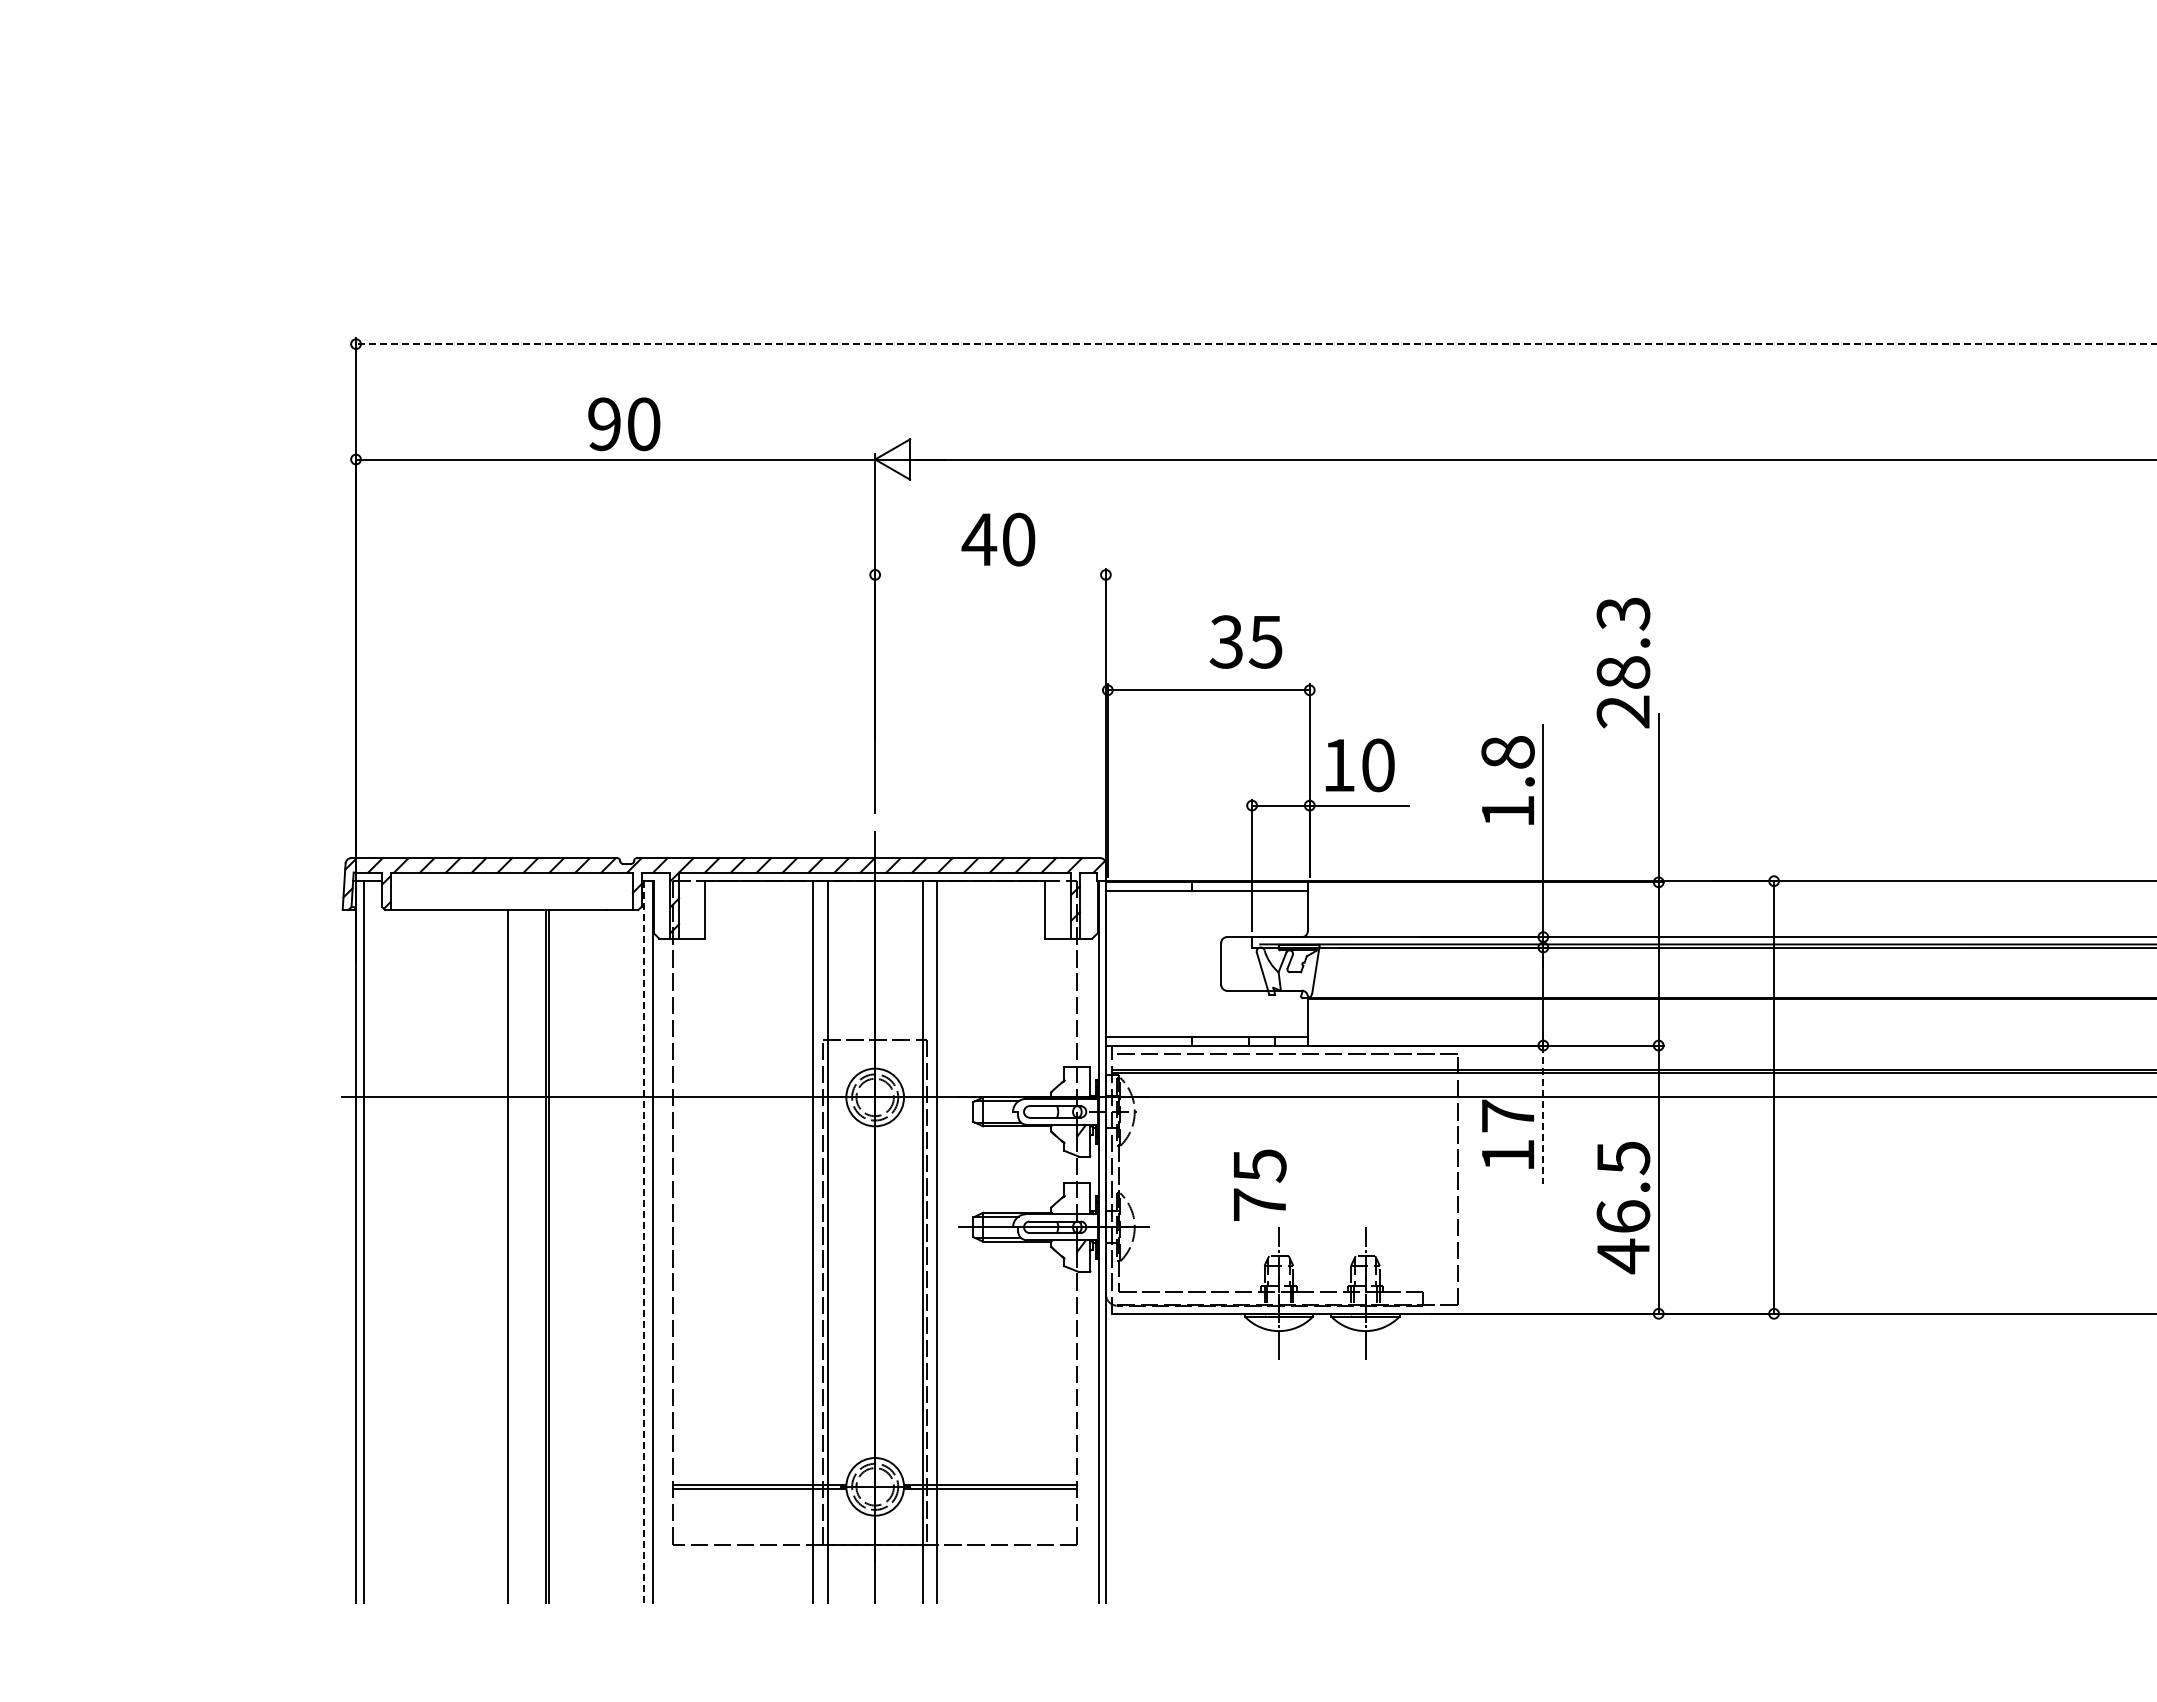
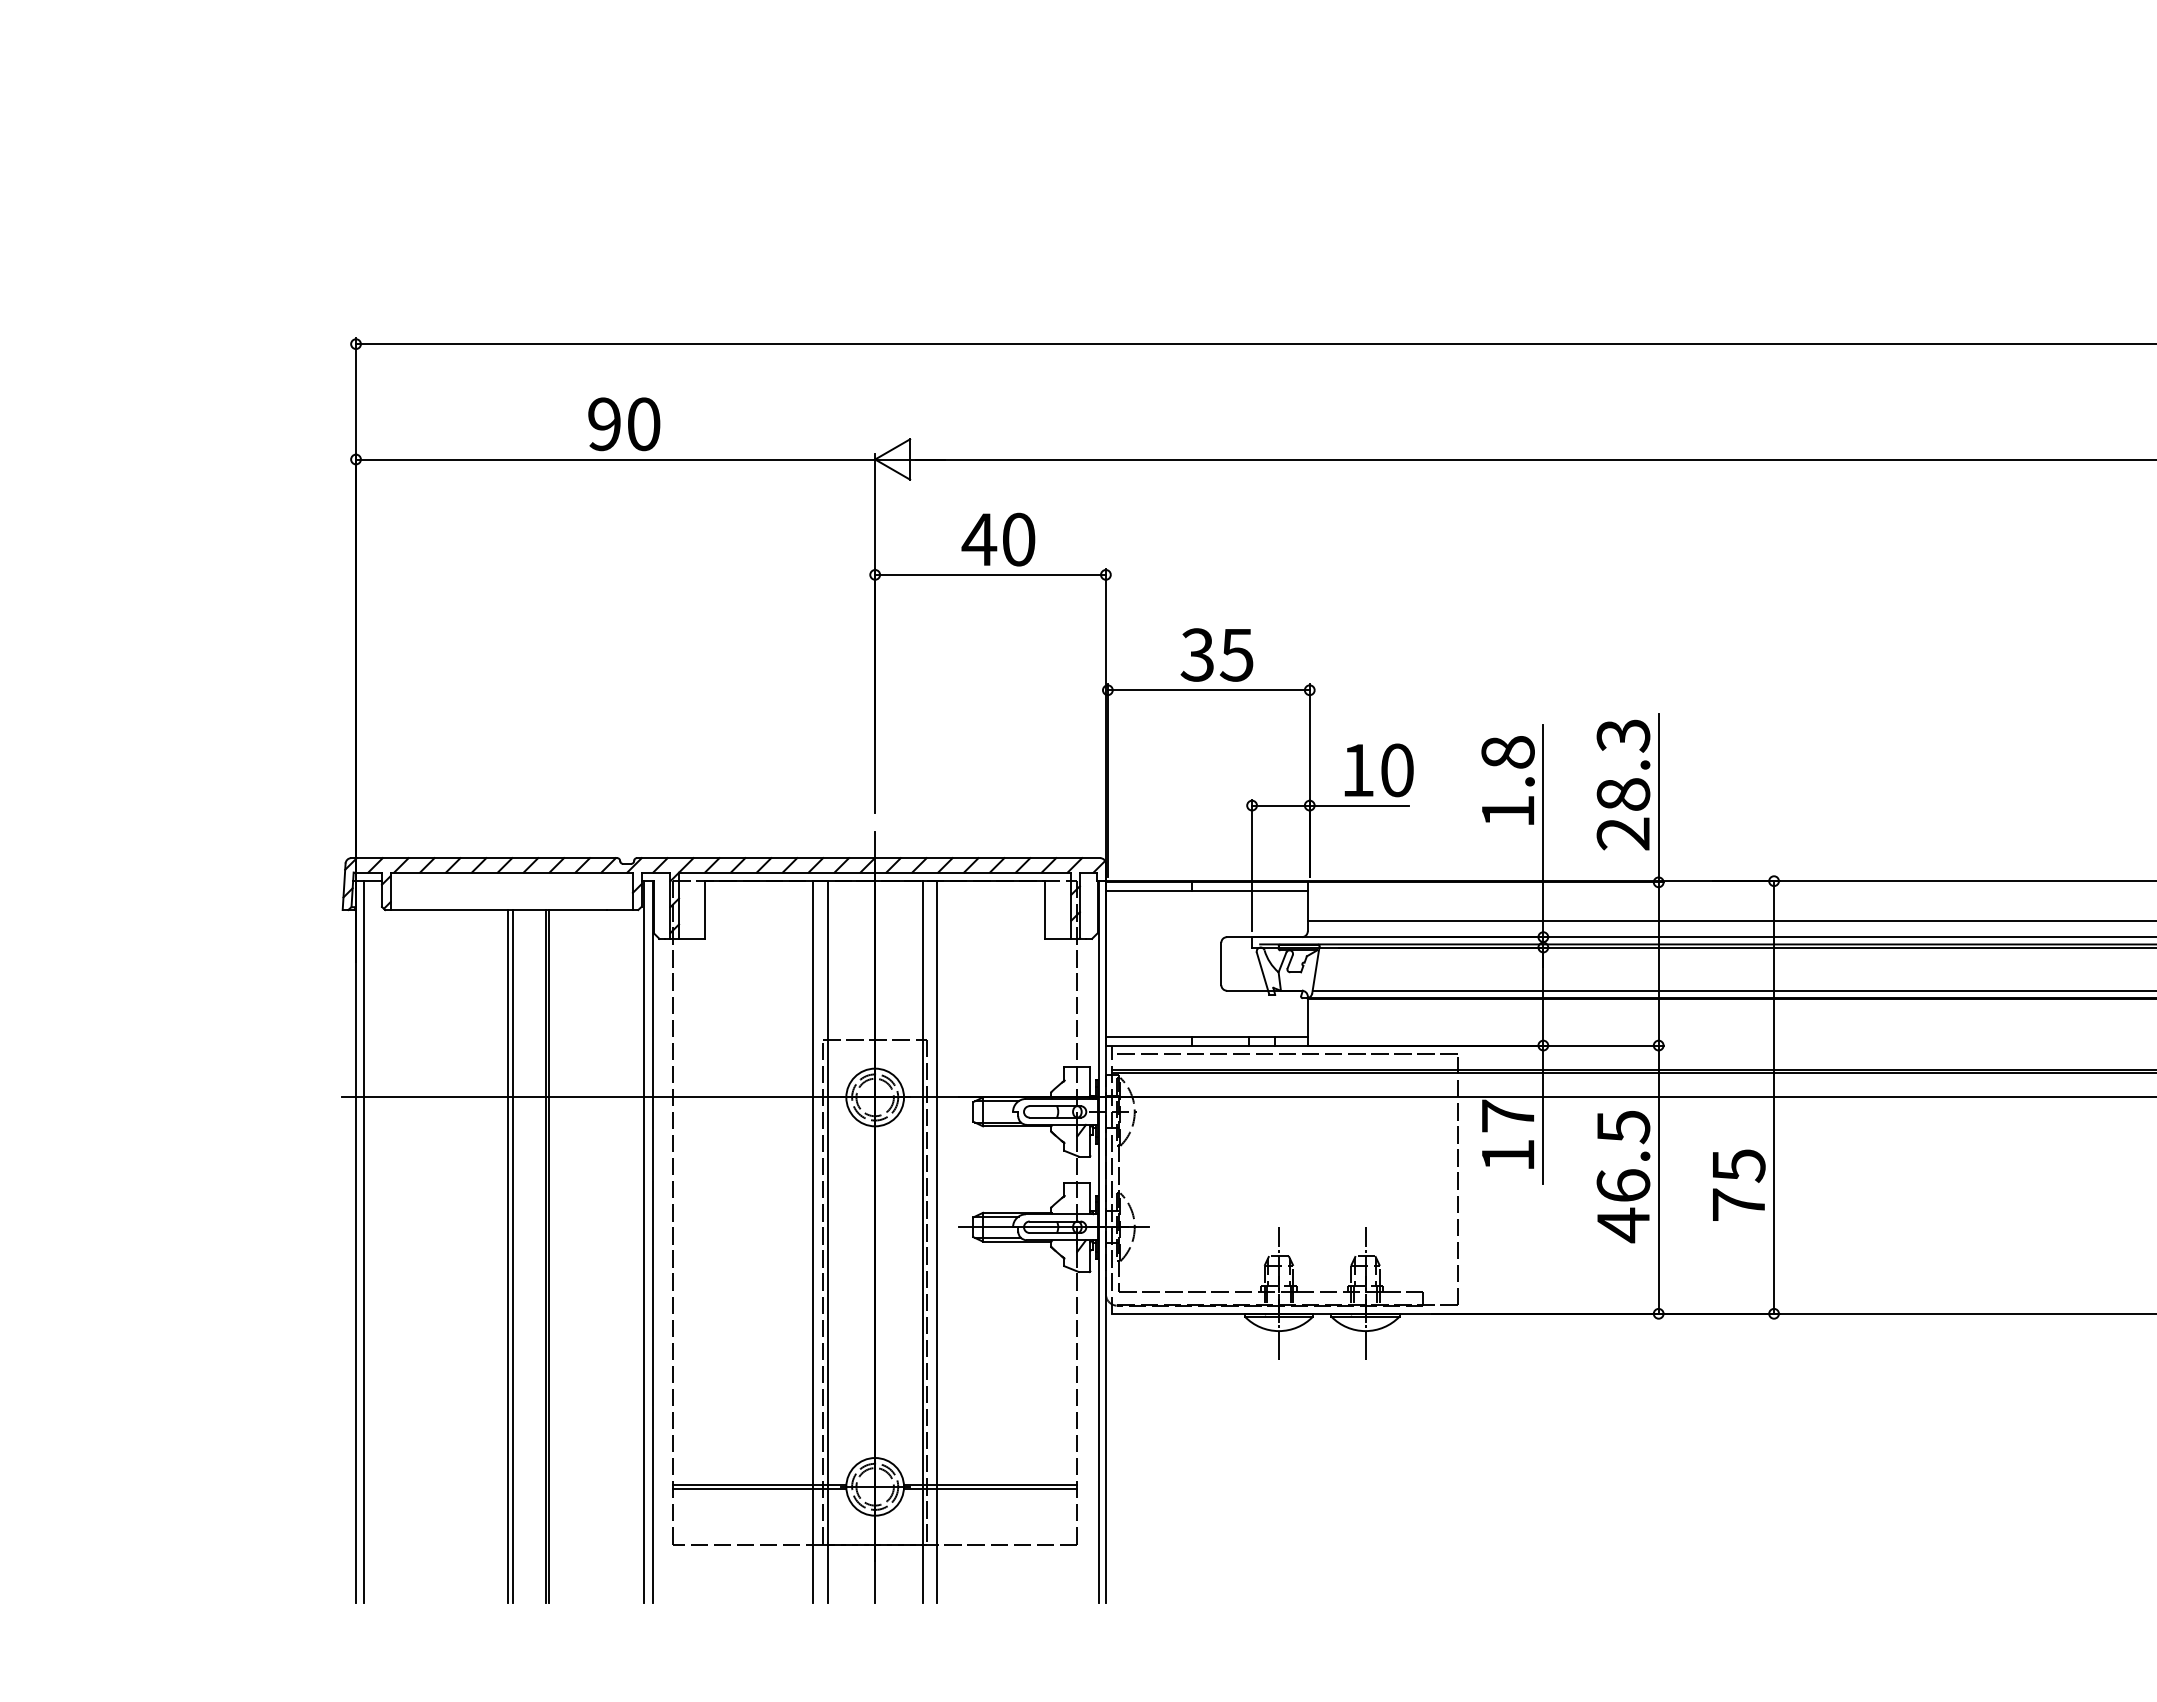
line: dashed -> solid (1255, 344)
line: none -> present (990, 574)
text position: (1245, 641) -> (1216, 654) (1216, 654)
text position: (1623, 662) -> (1623, 784) (1623, 784)
text position: (1359, 765) -> (1378, 770) (1378, 770)
line: none -> present (1730, 920)
line: none -> present (1732, 990)
line: dashed -> solid (1543, 1115)
text position: (1260, 1184) -> (1739, 1184) (1739, 1184)
text position: (1623, 1208) -> (1623, 1177) (1623, 1177)
line: dashed -> solid (644, 1241)
line: none -> present (513, 1256)
